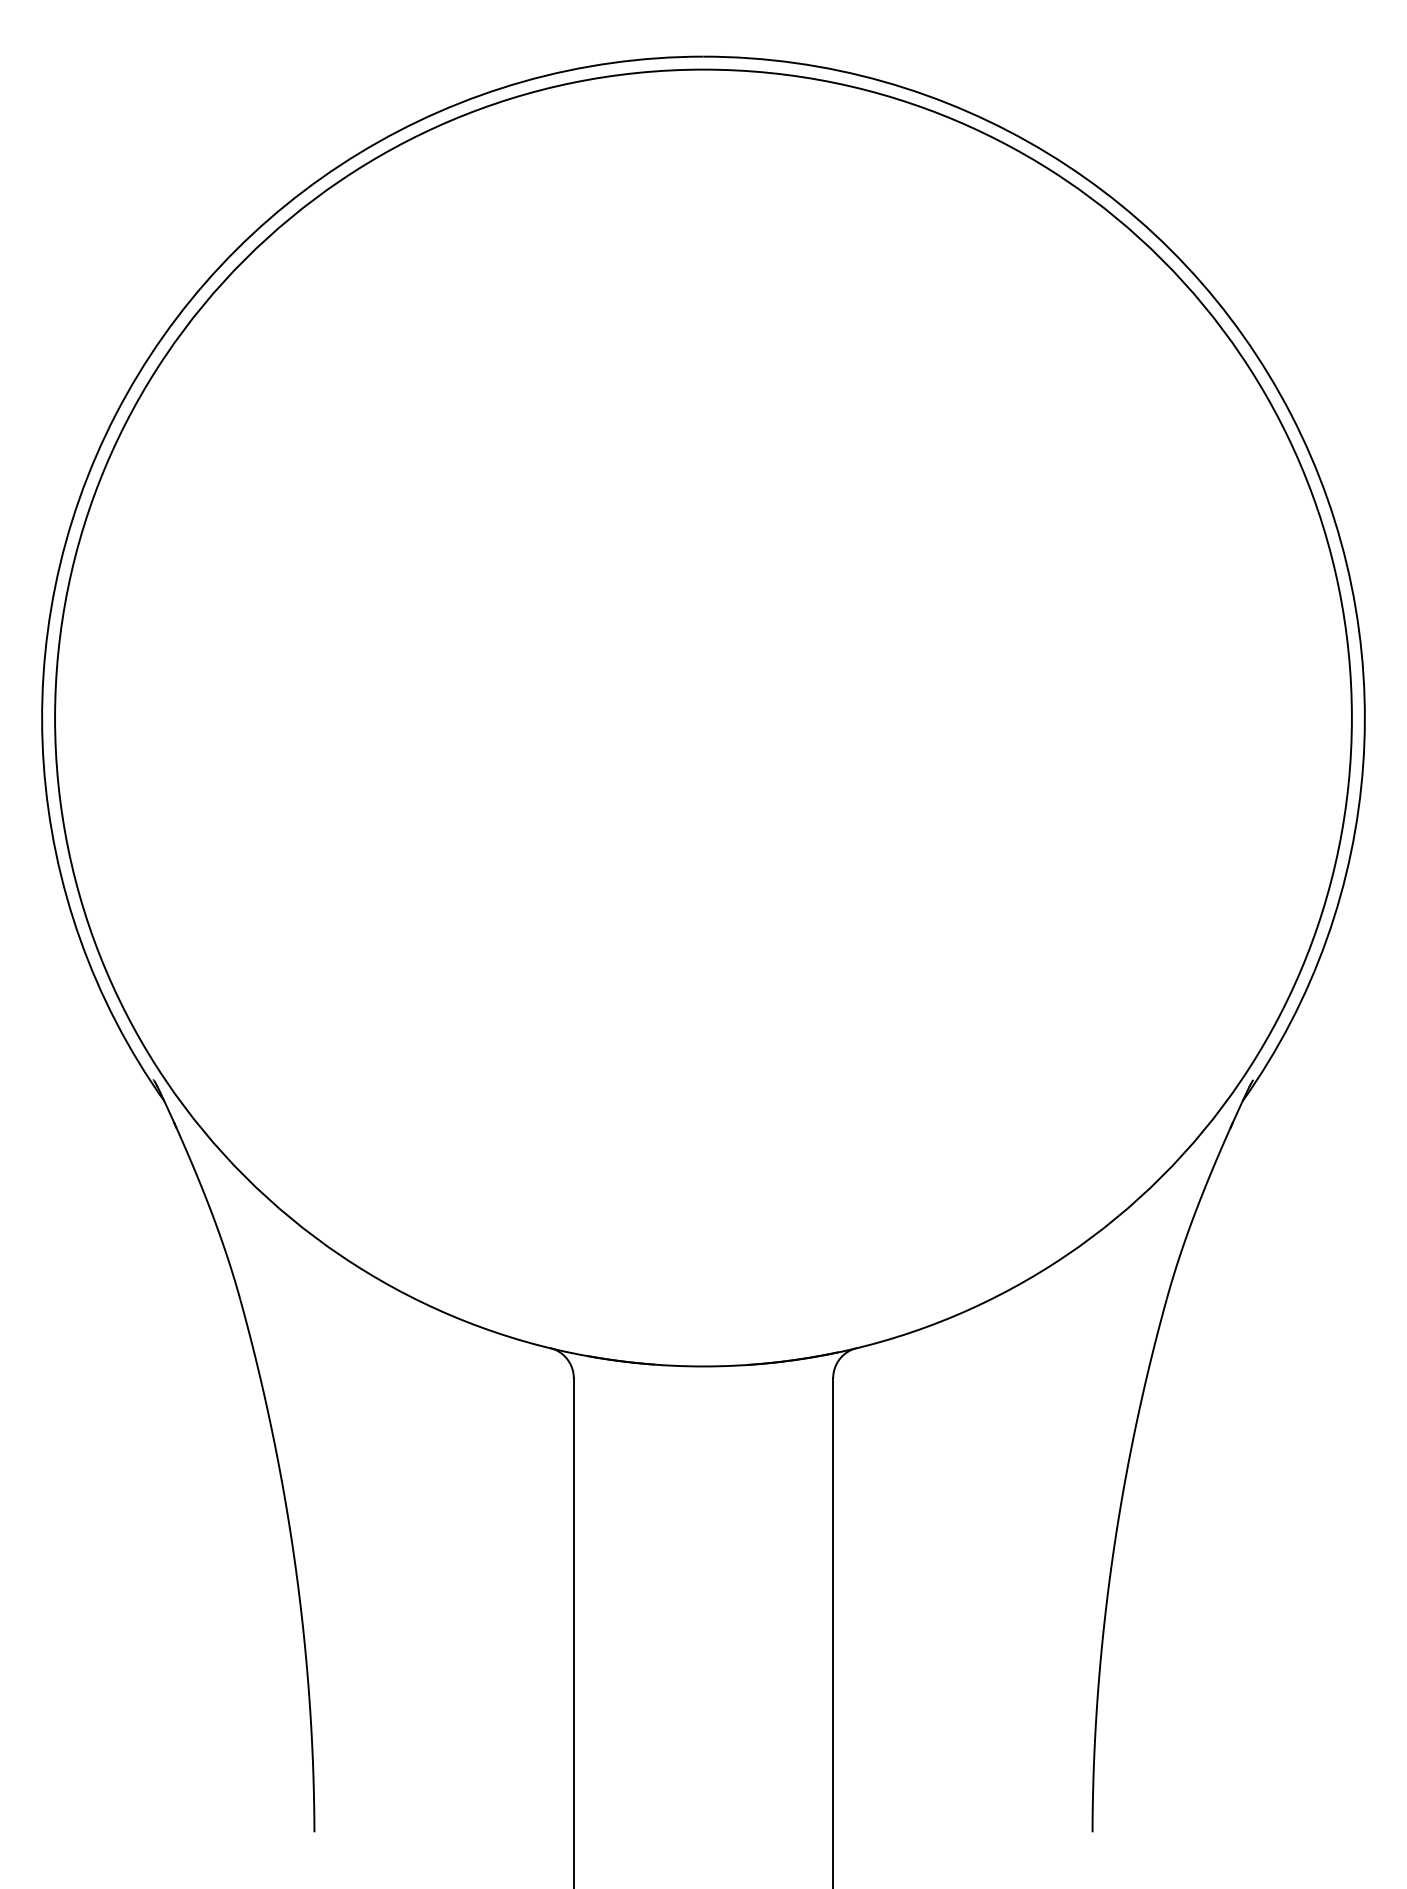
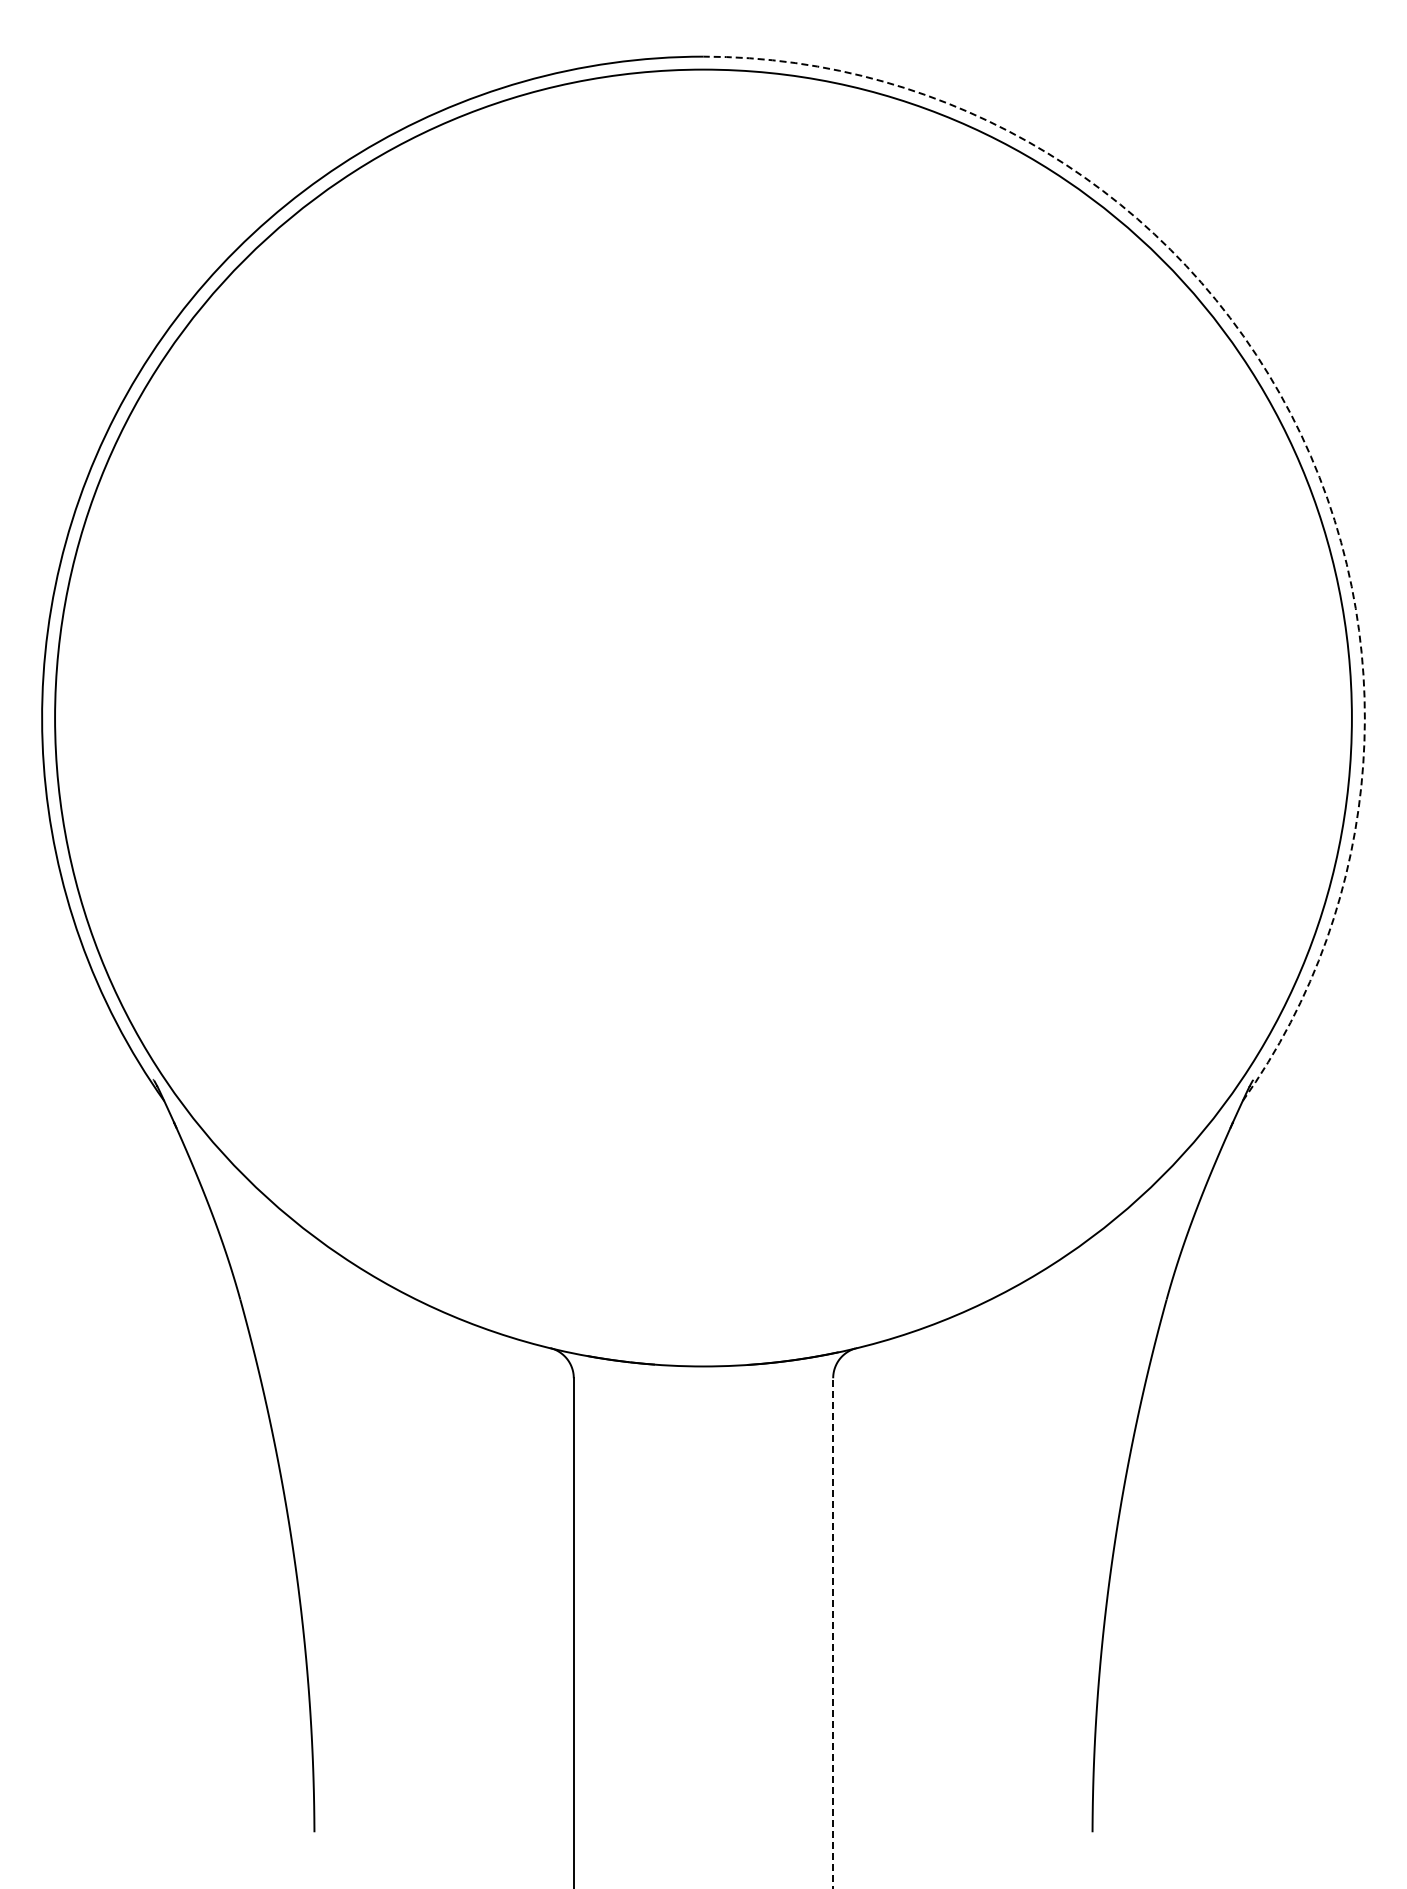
arc: solid -> dashed (1291, 414)
line: solid -> dashed (833, 1633)
